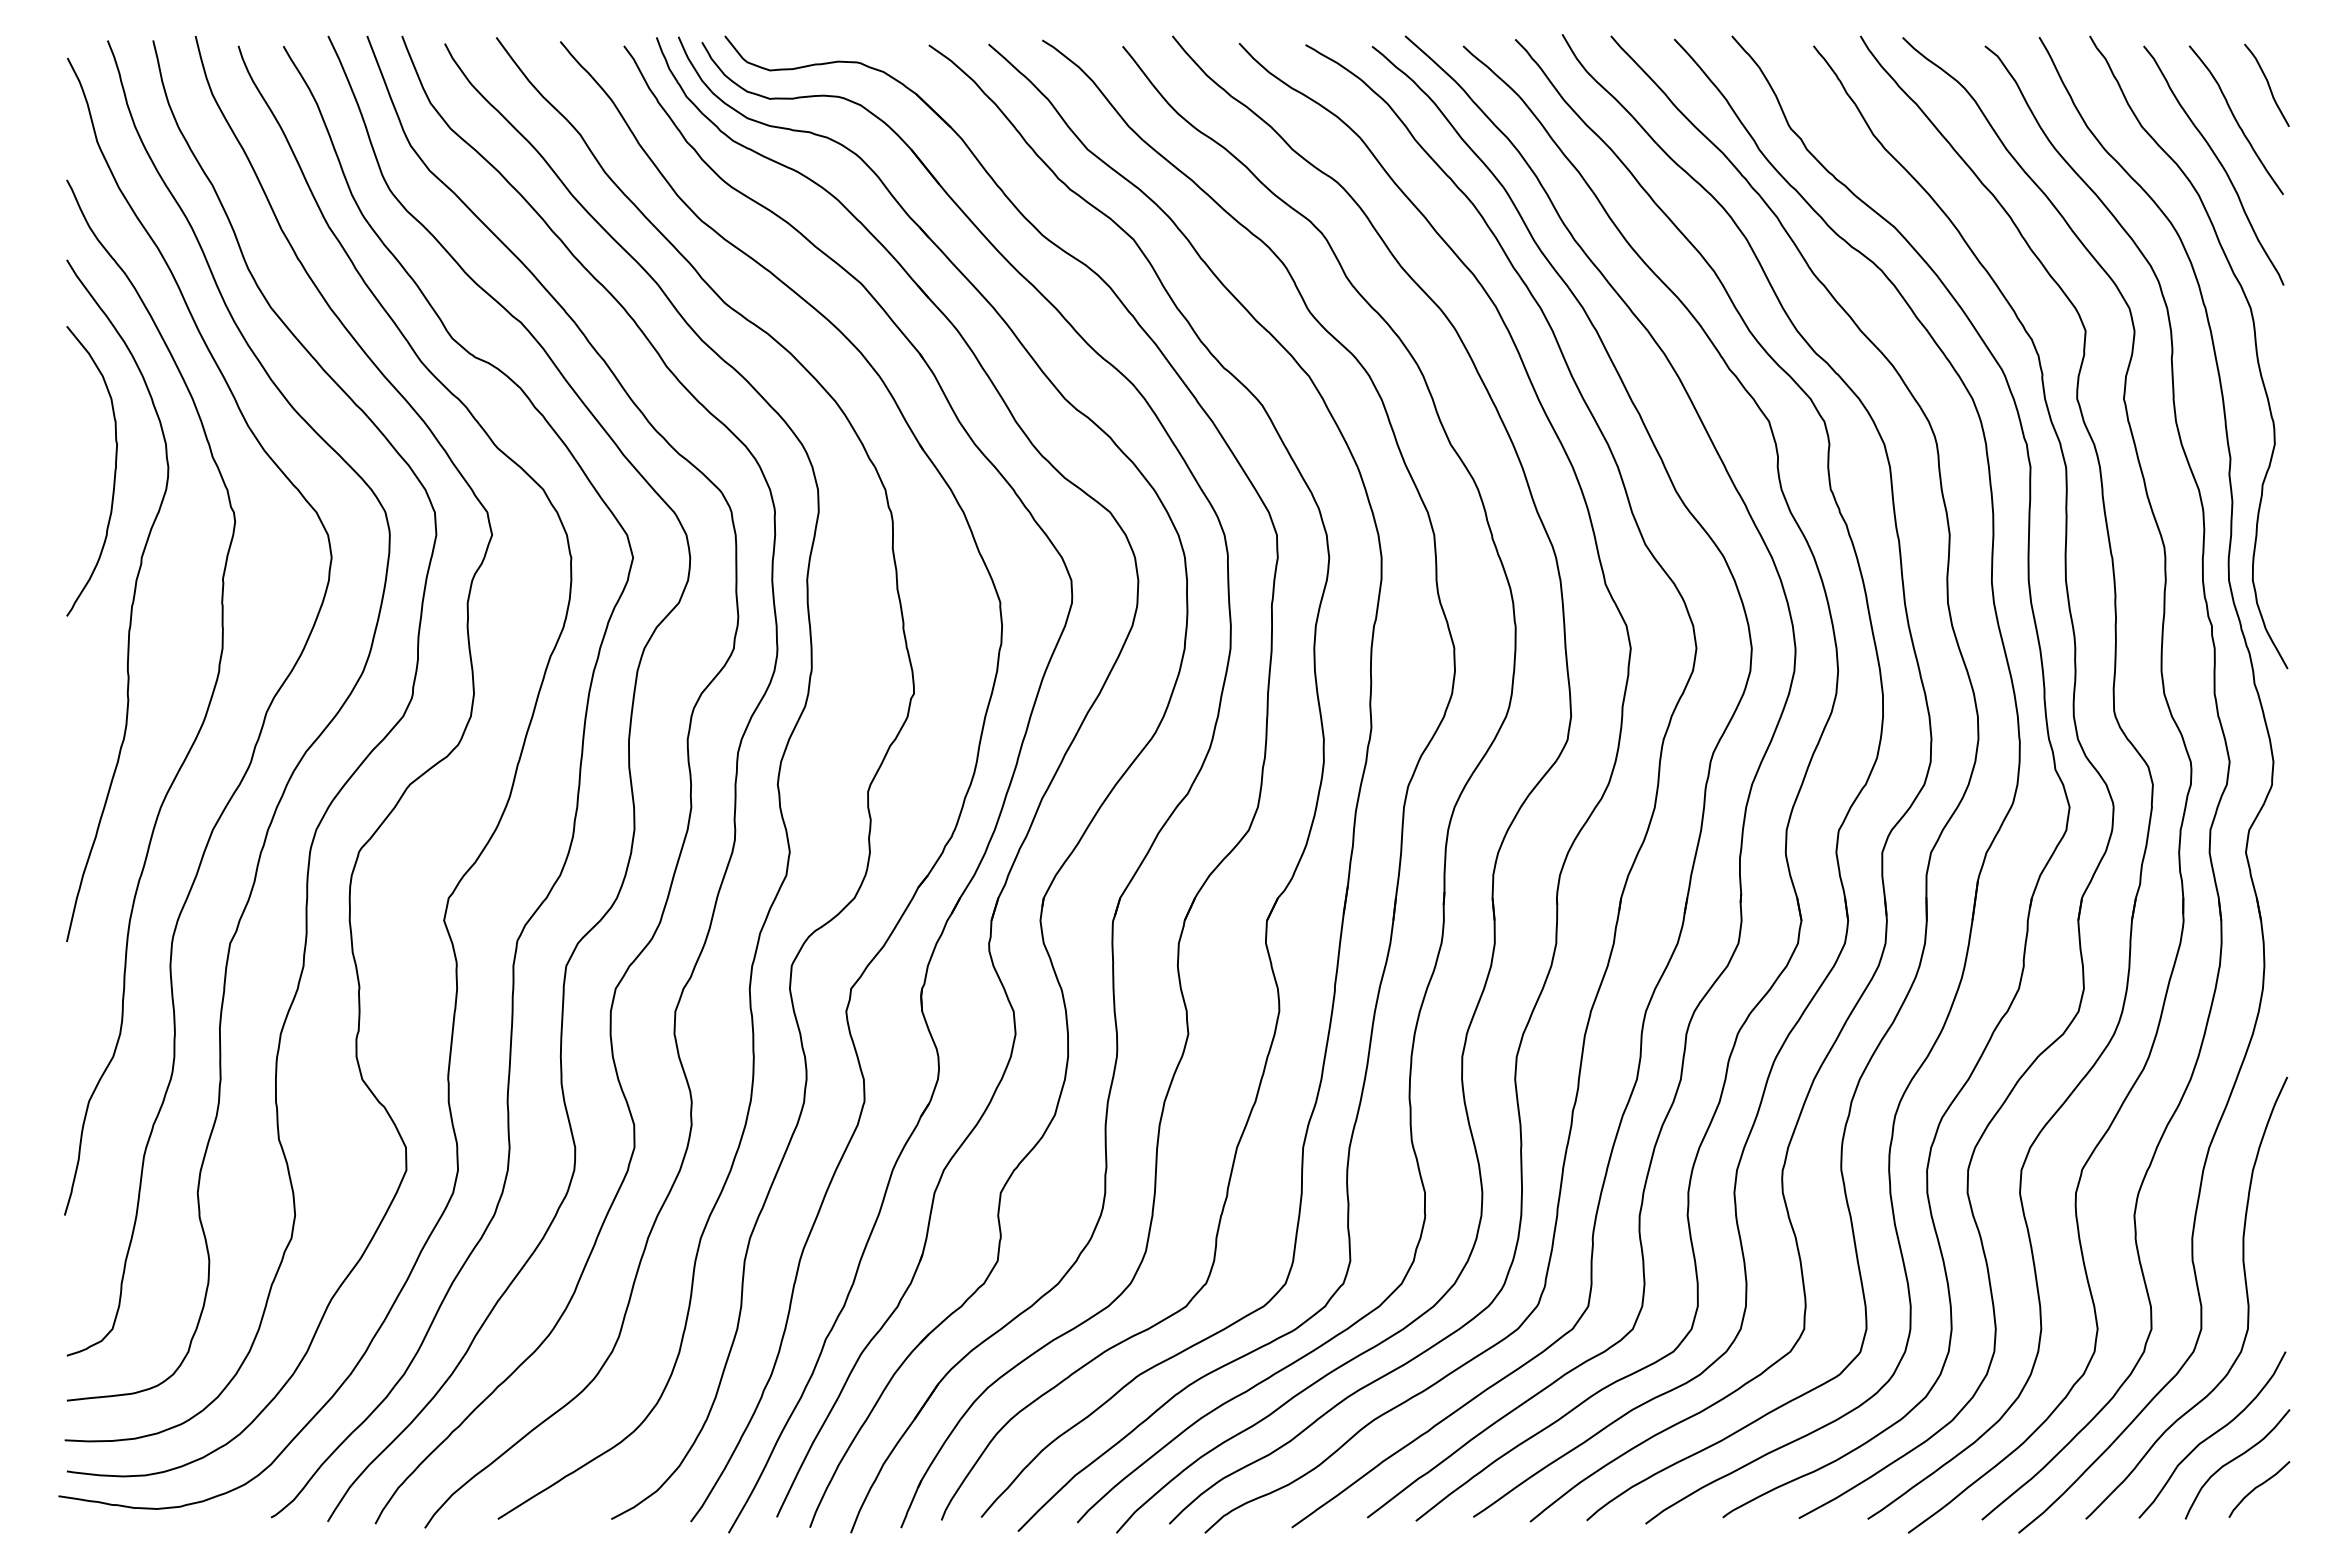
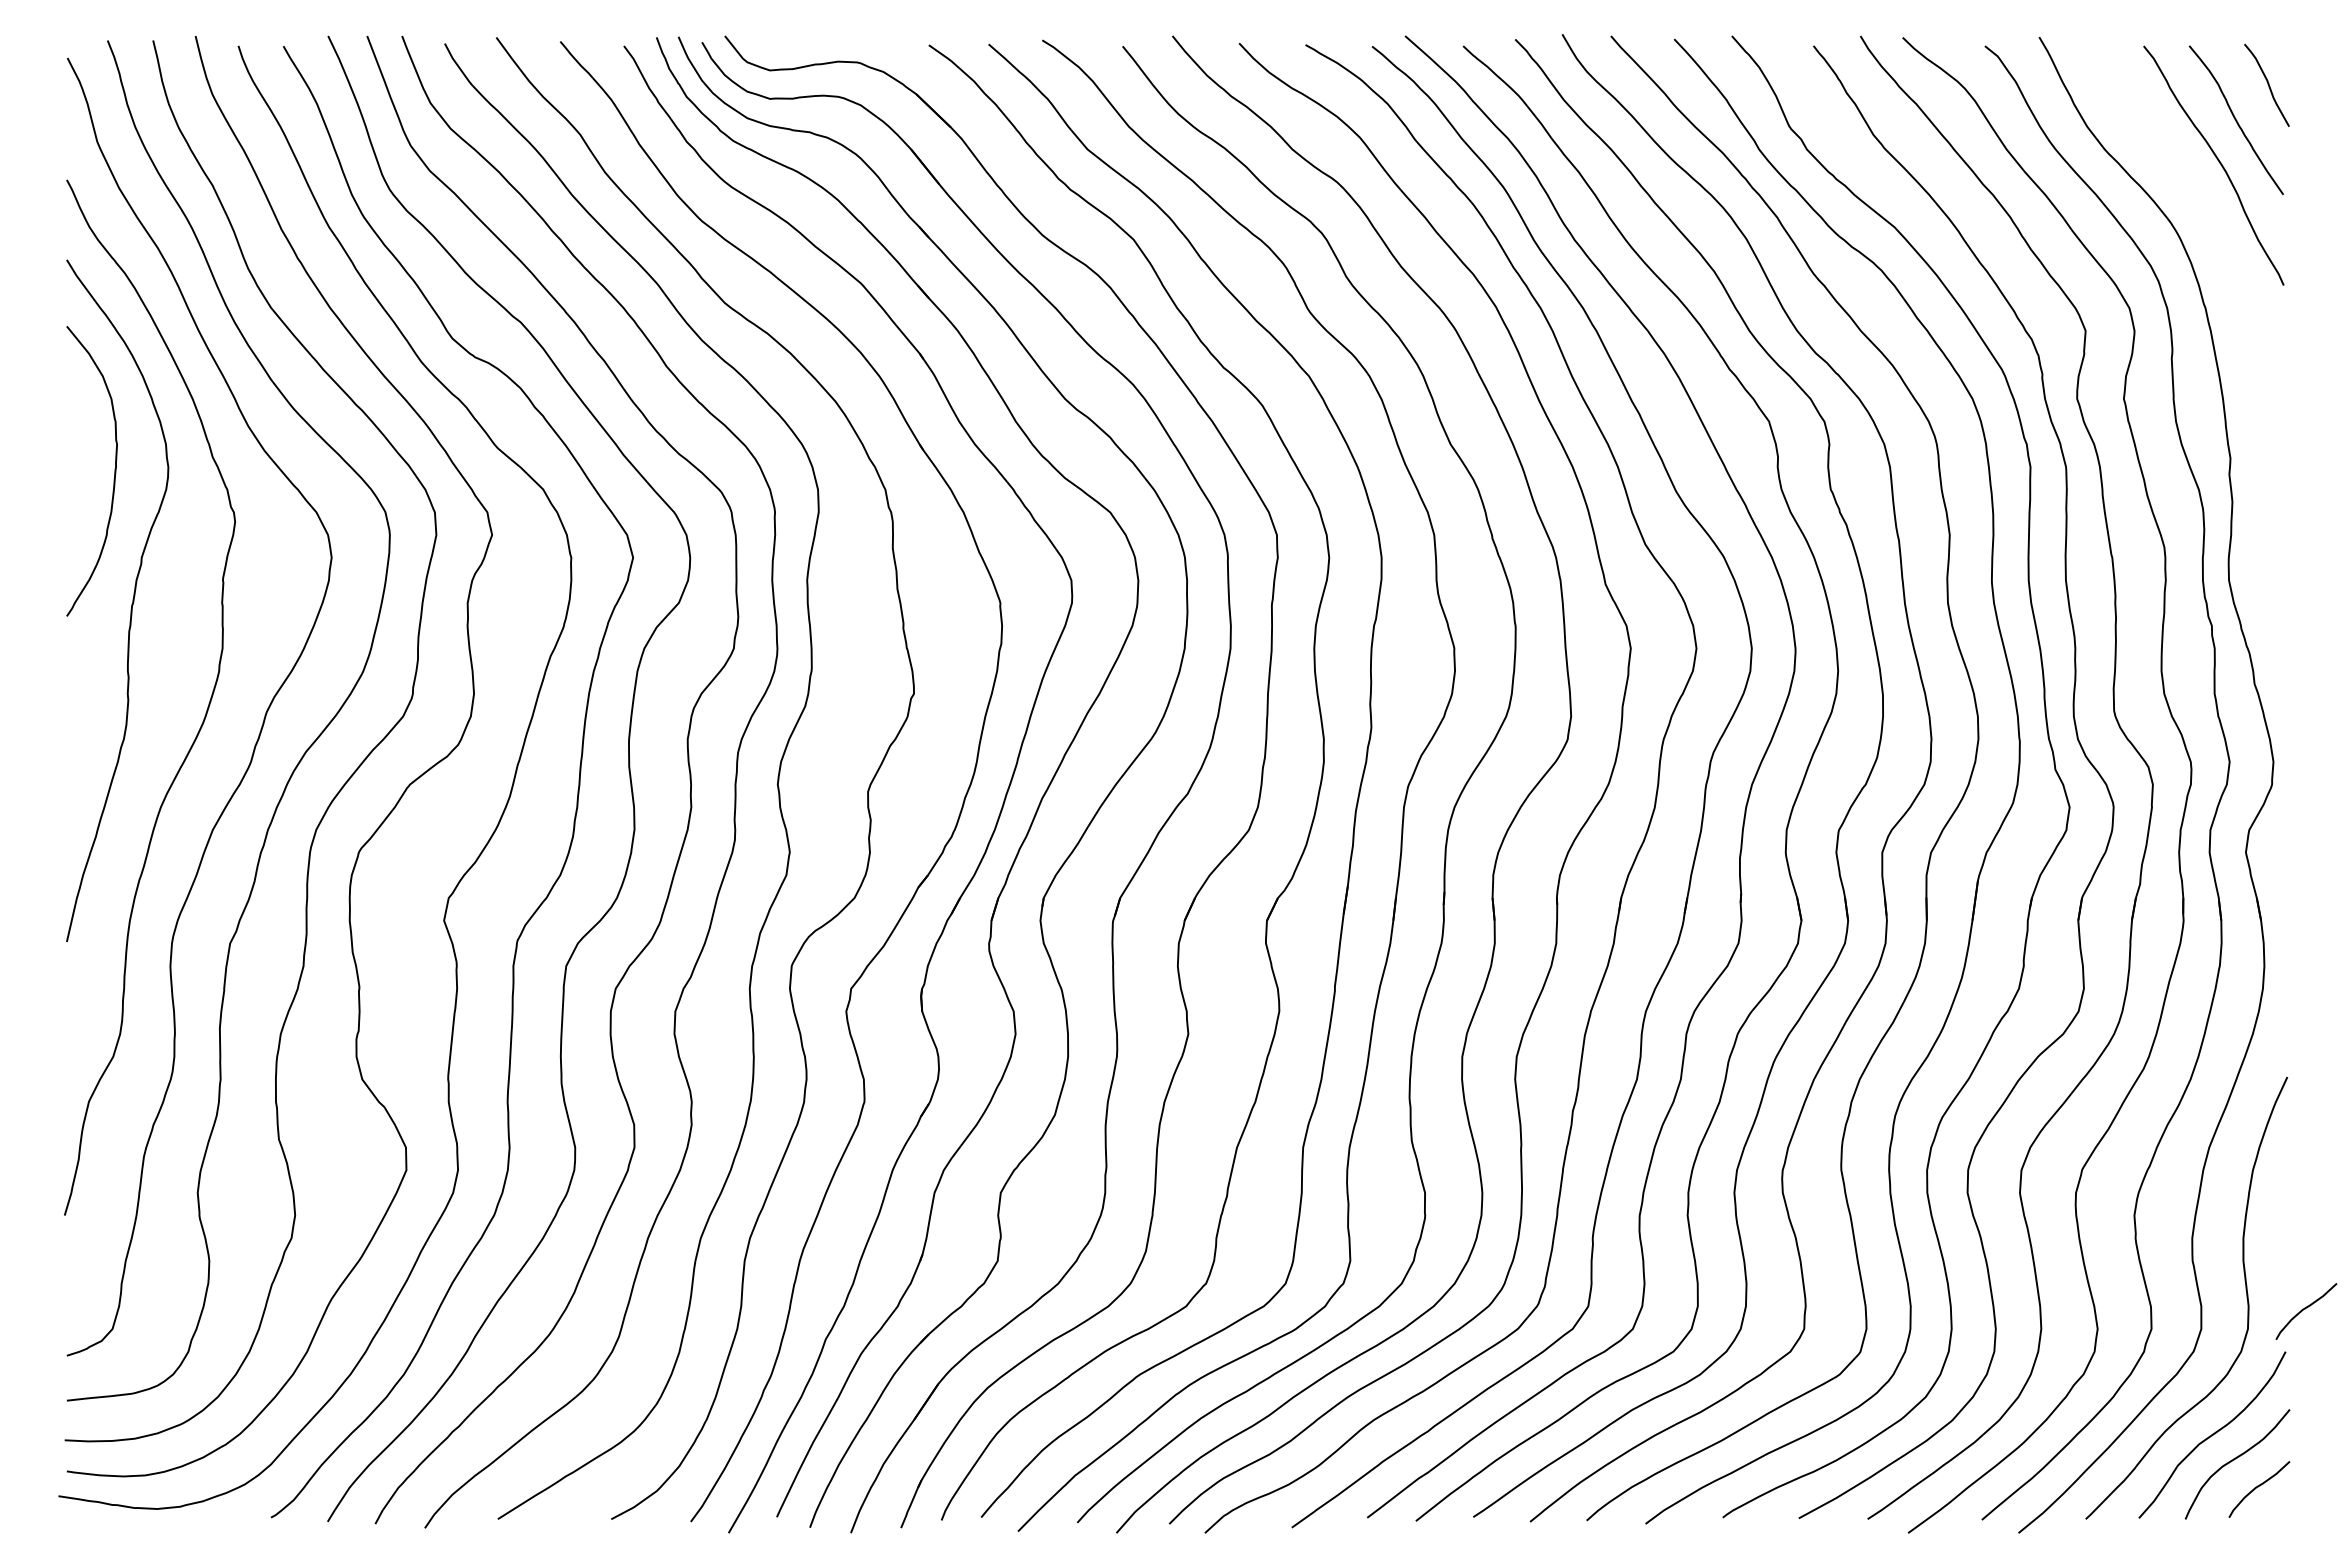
curve: present -> none (2254, 342)
curve: none -> present (2305, 1309)
